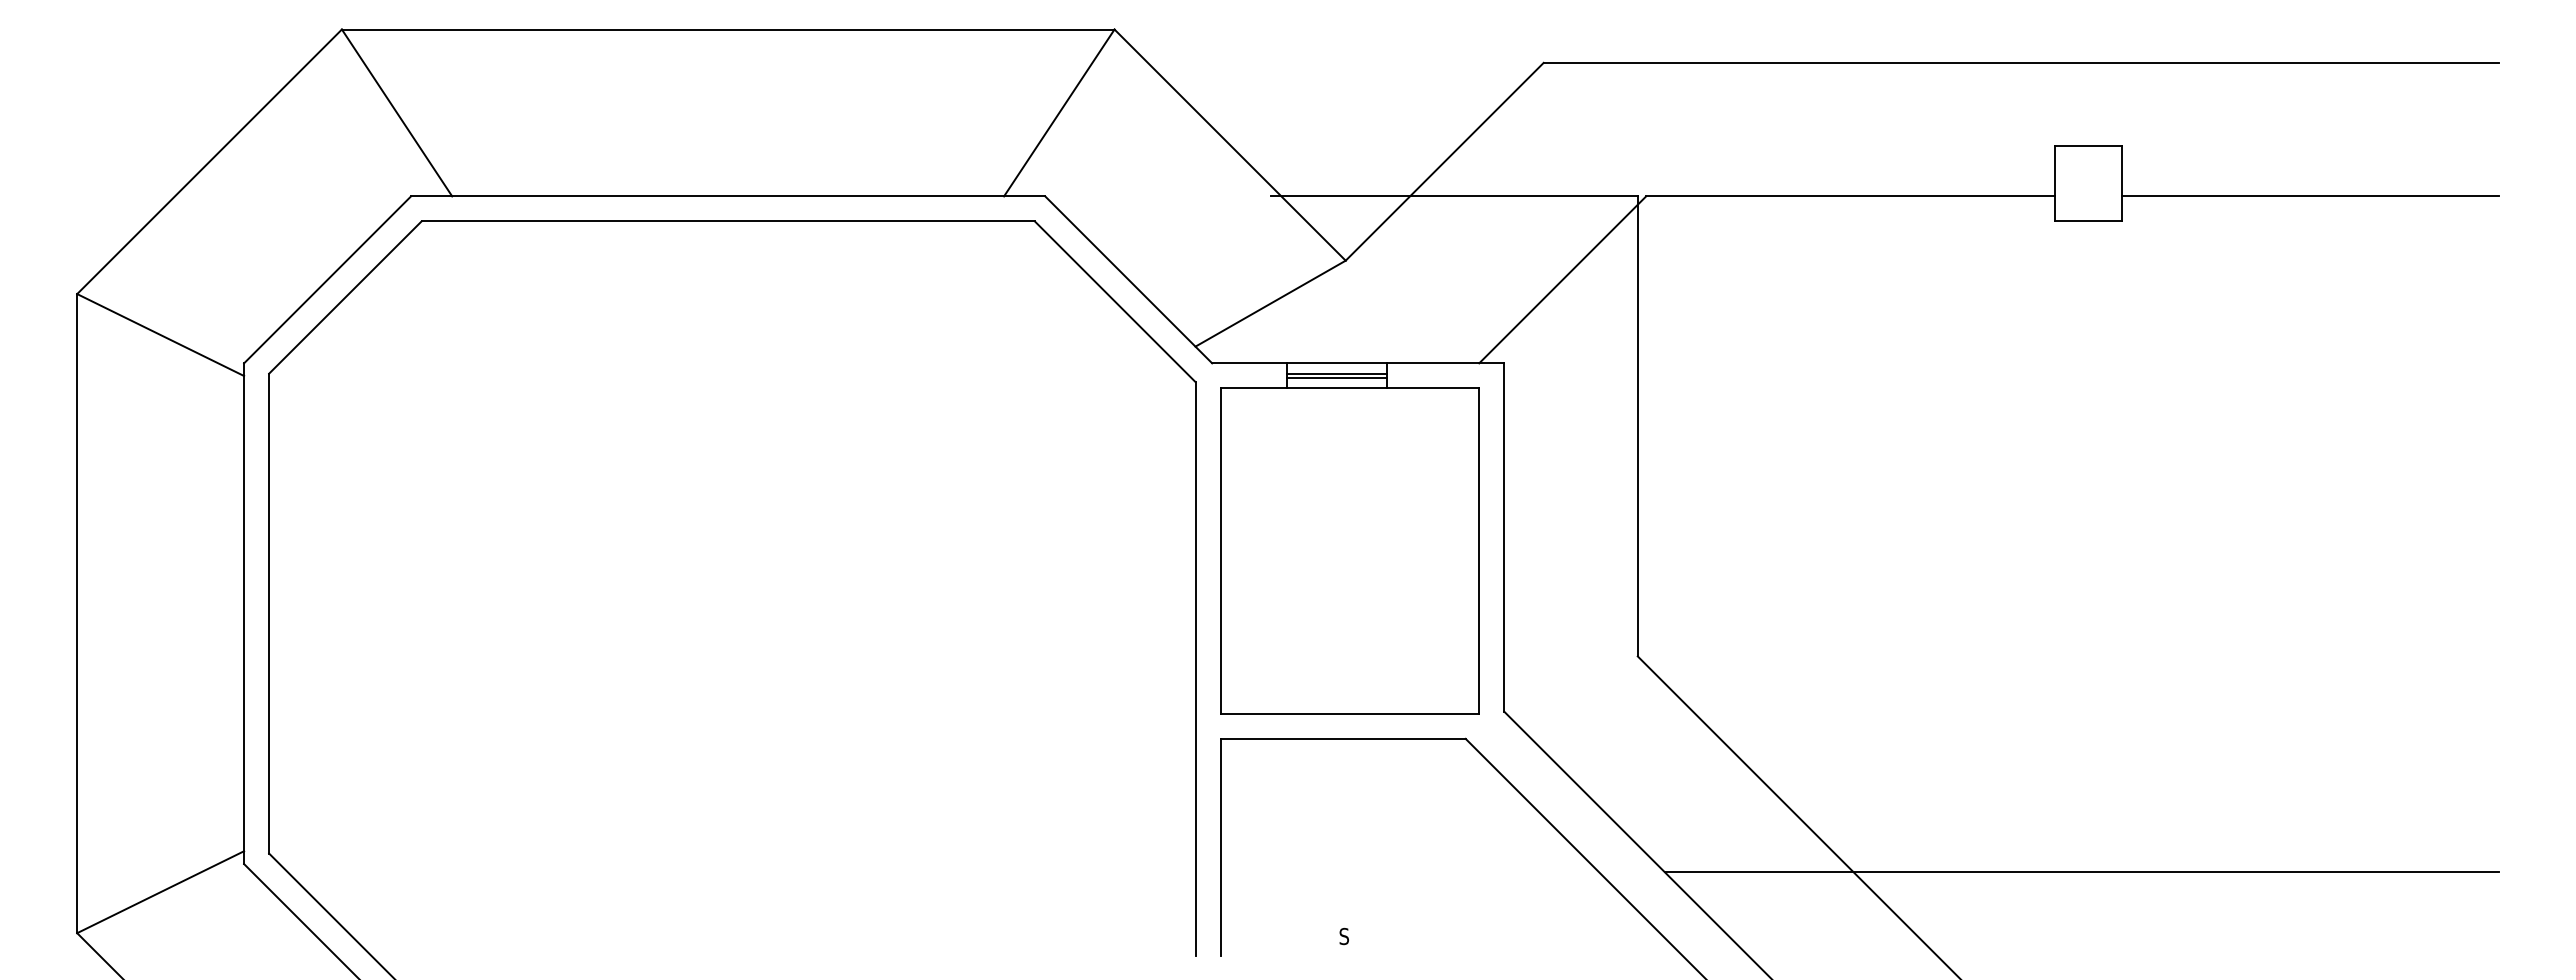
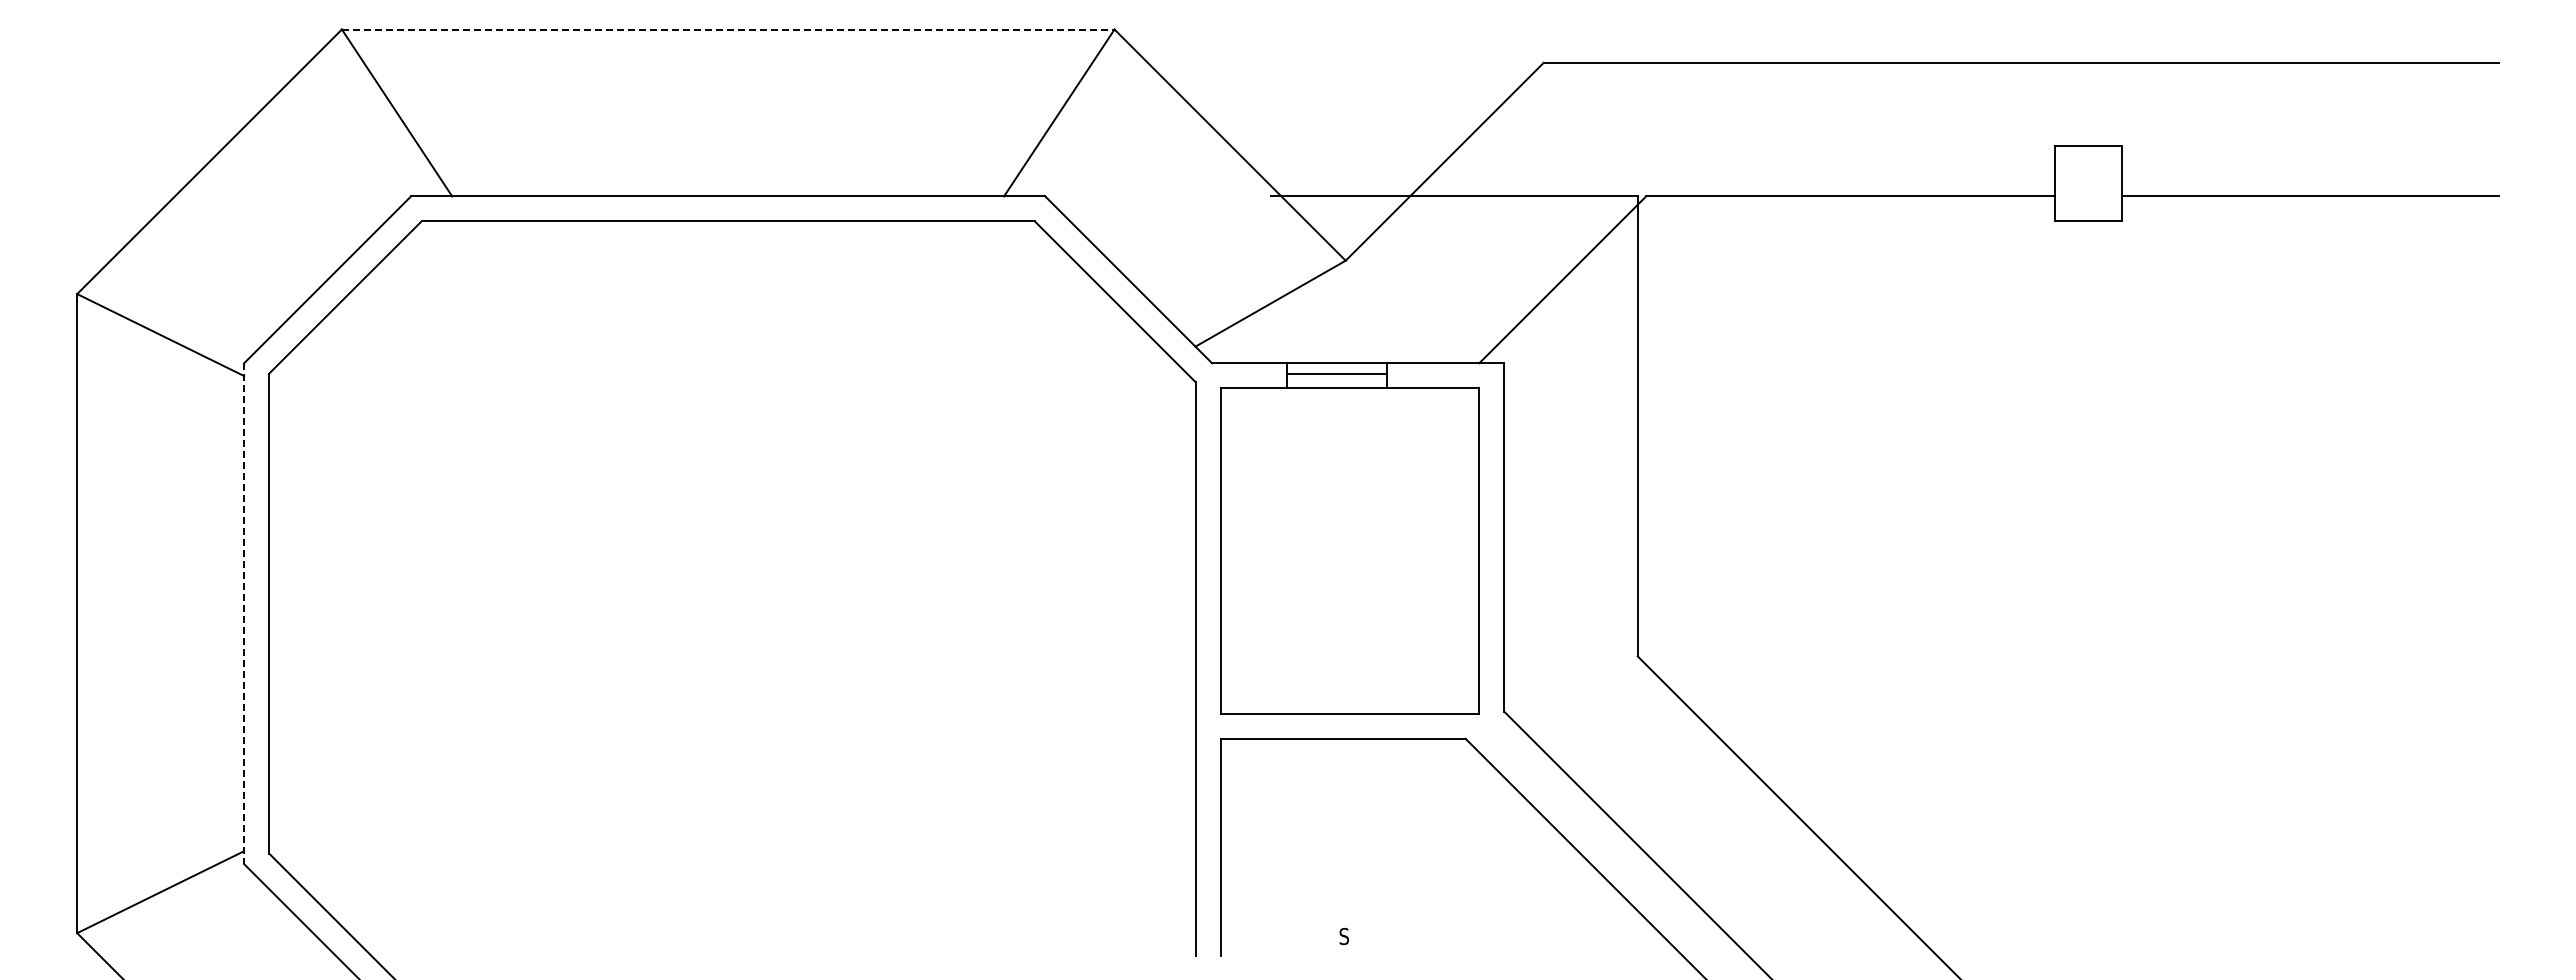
line: solid -> dashed (728, 29)
line: present -> none (1337, 377)
line: solid -> dashed (244, 614)
line: present -> none (2081, 872)
